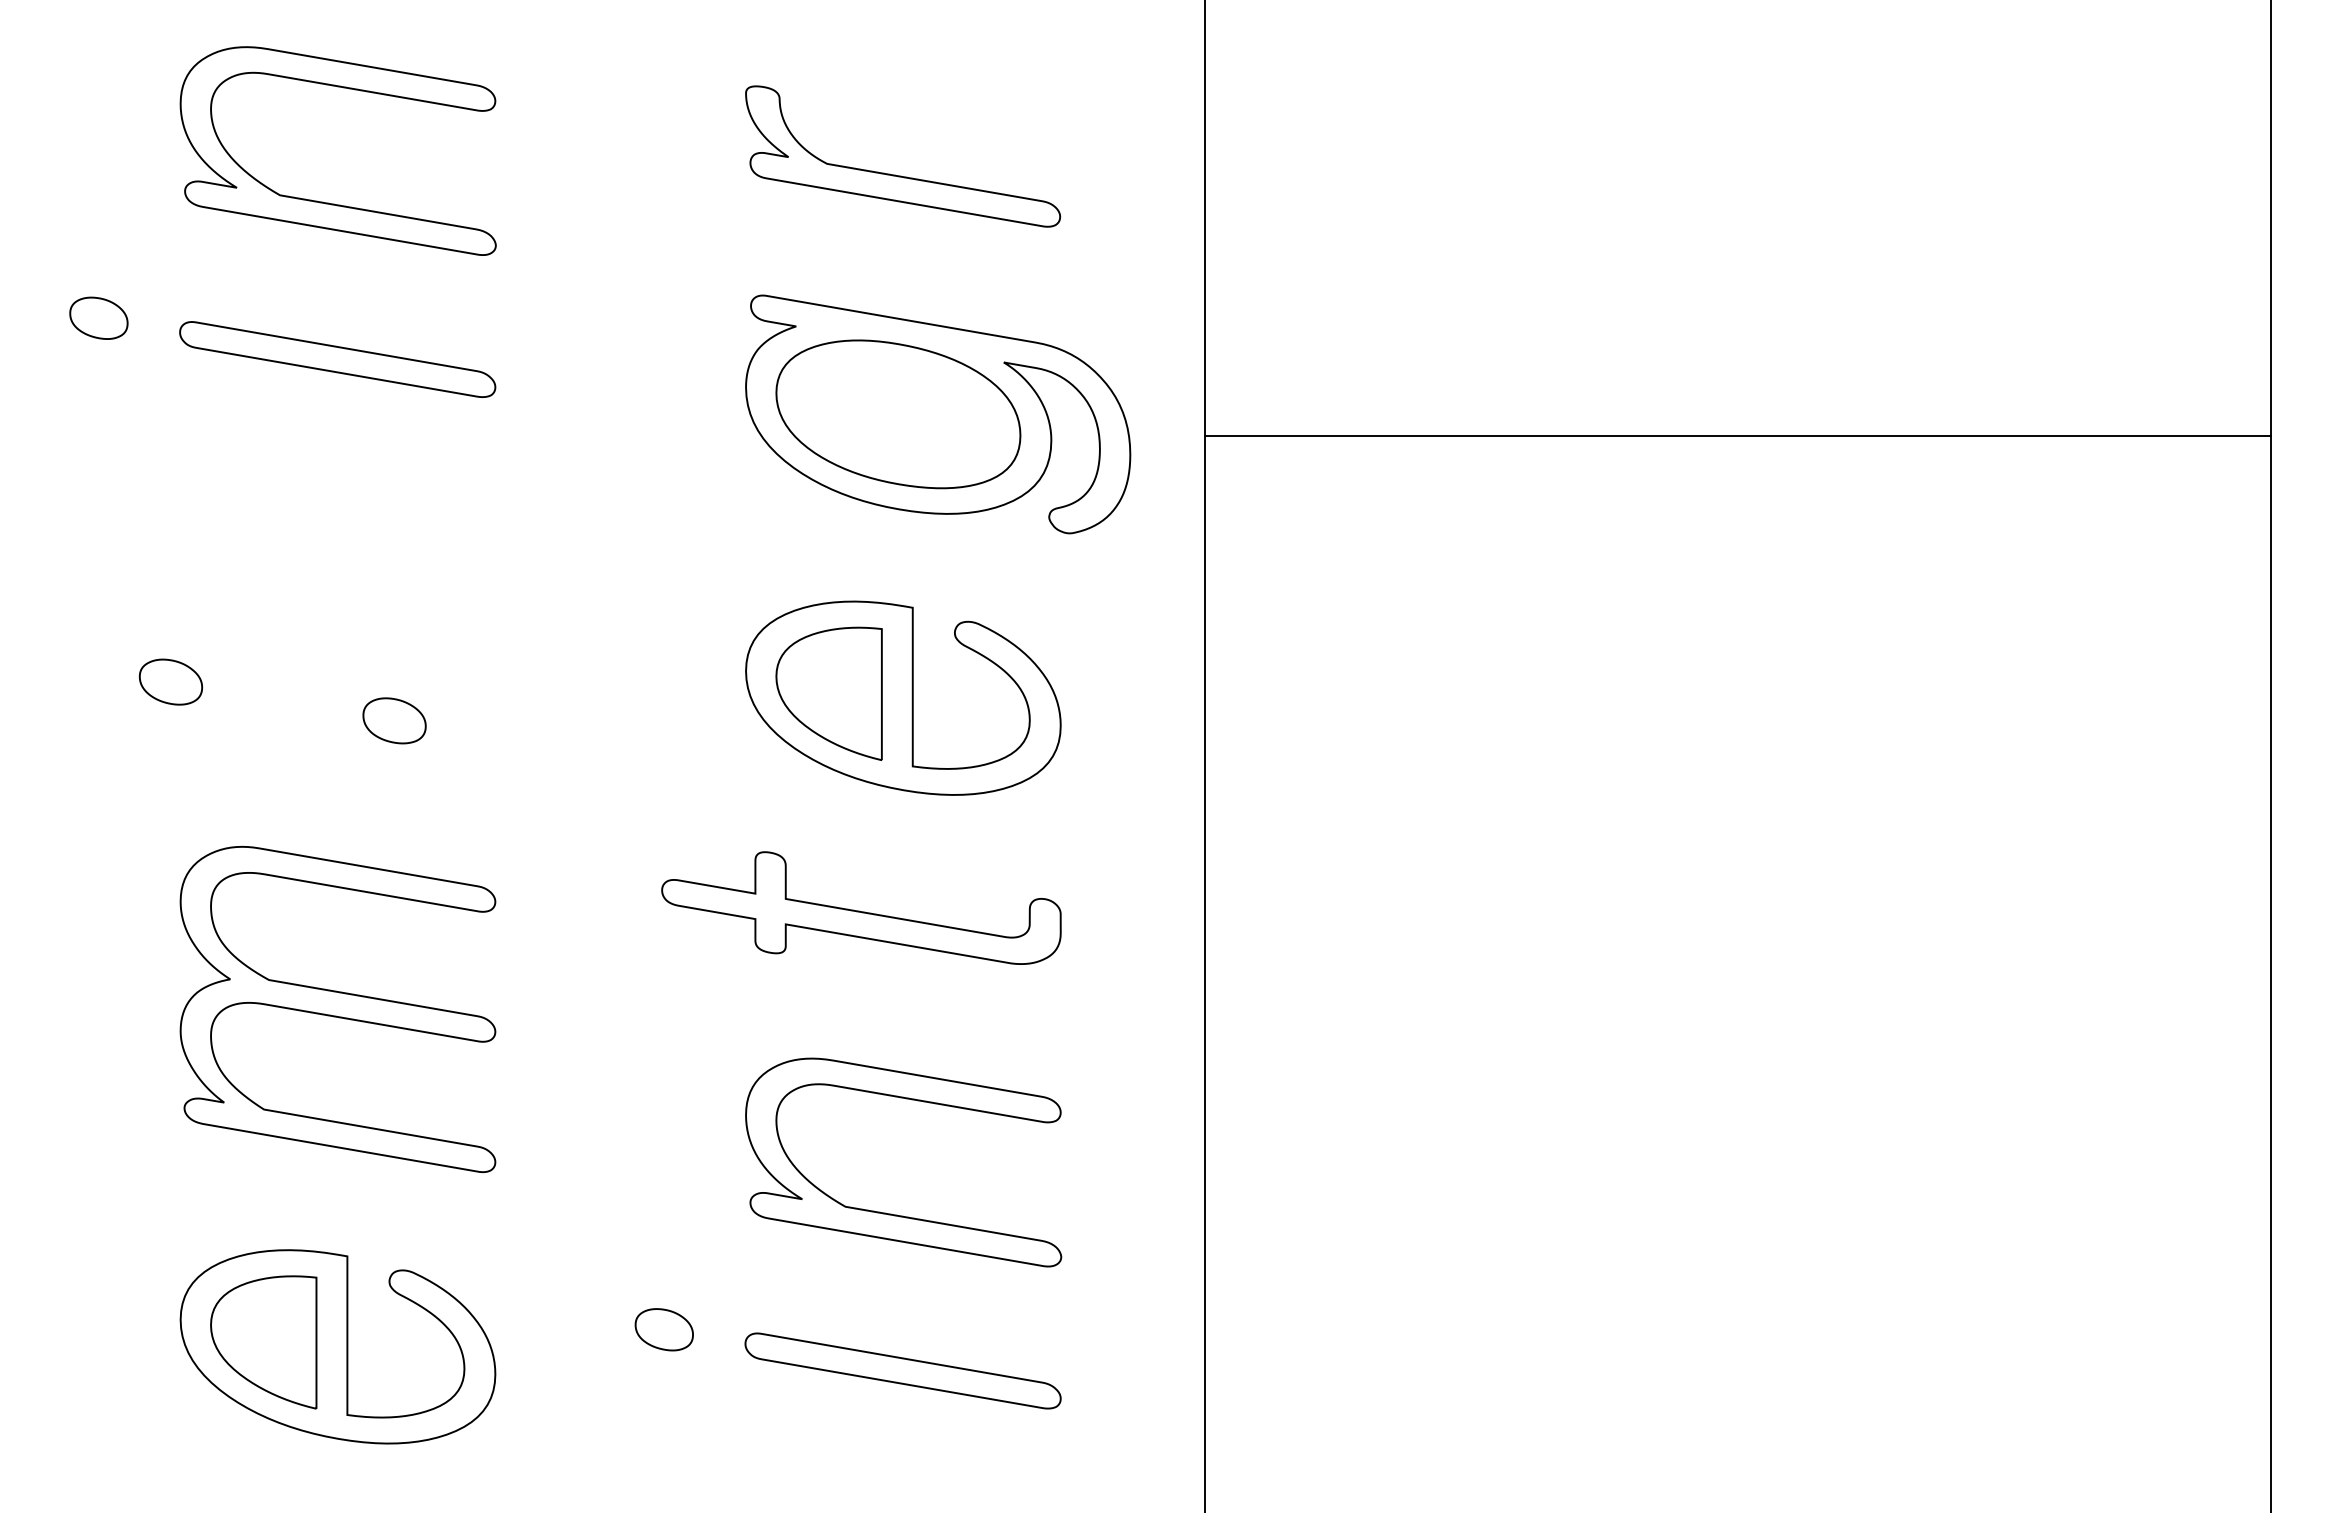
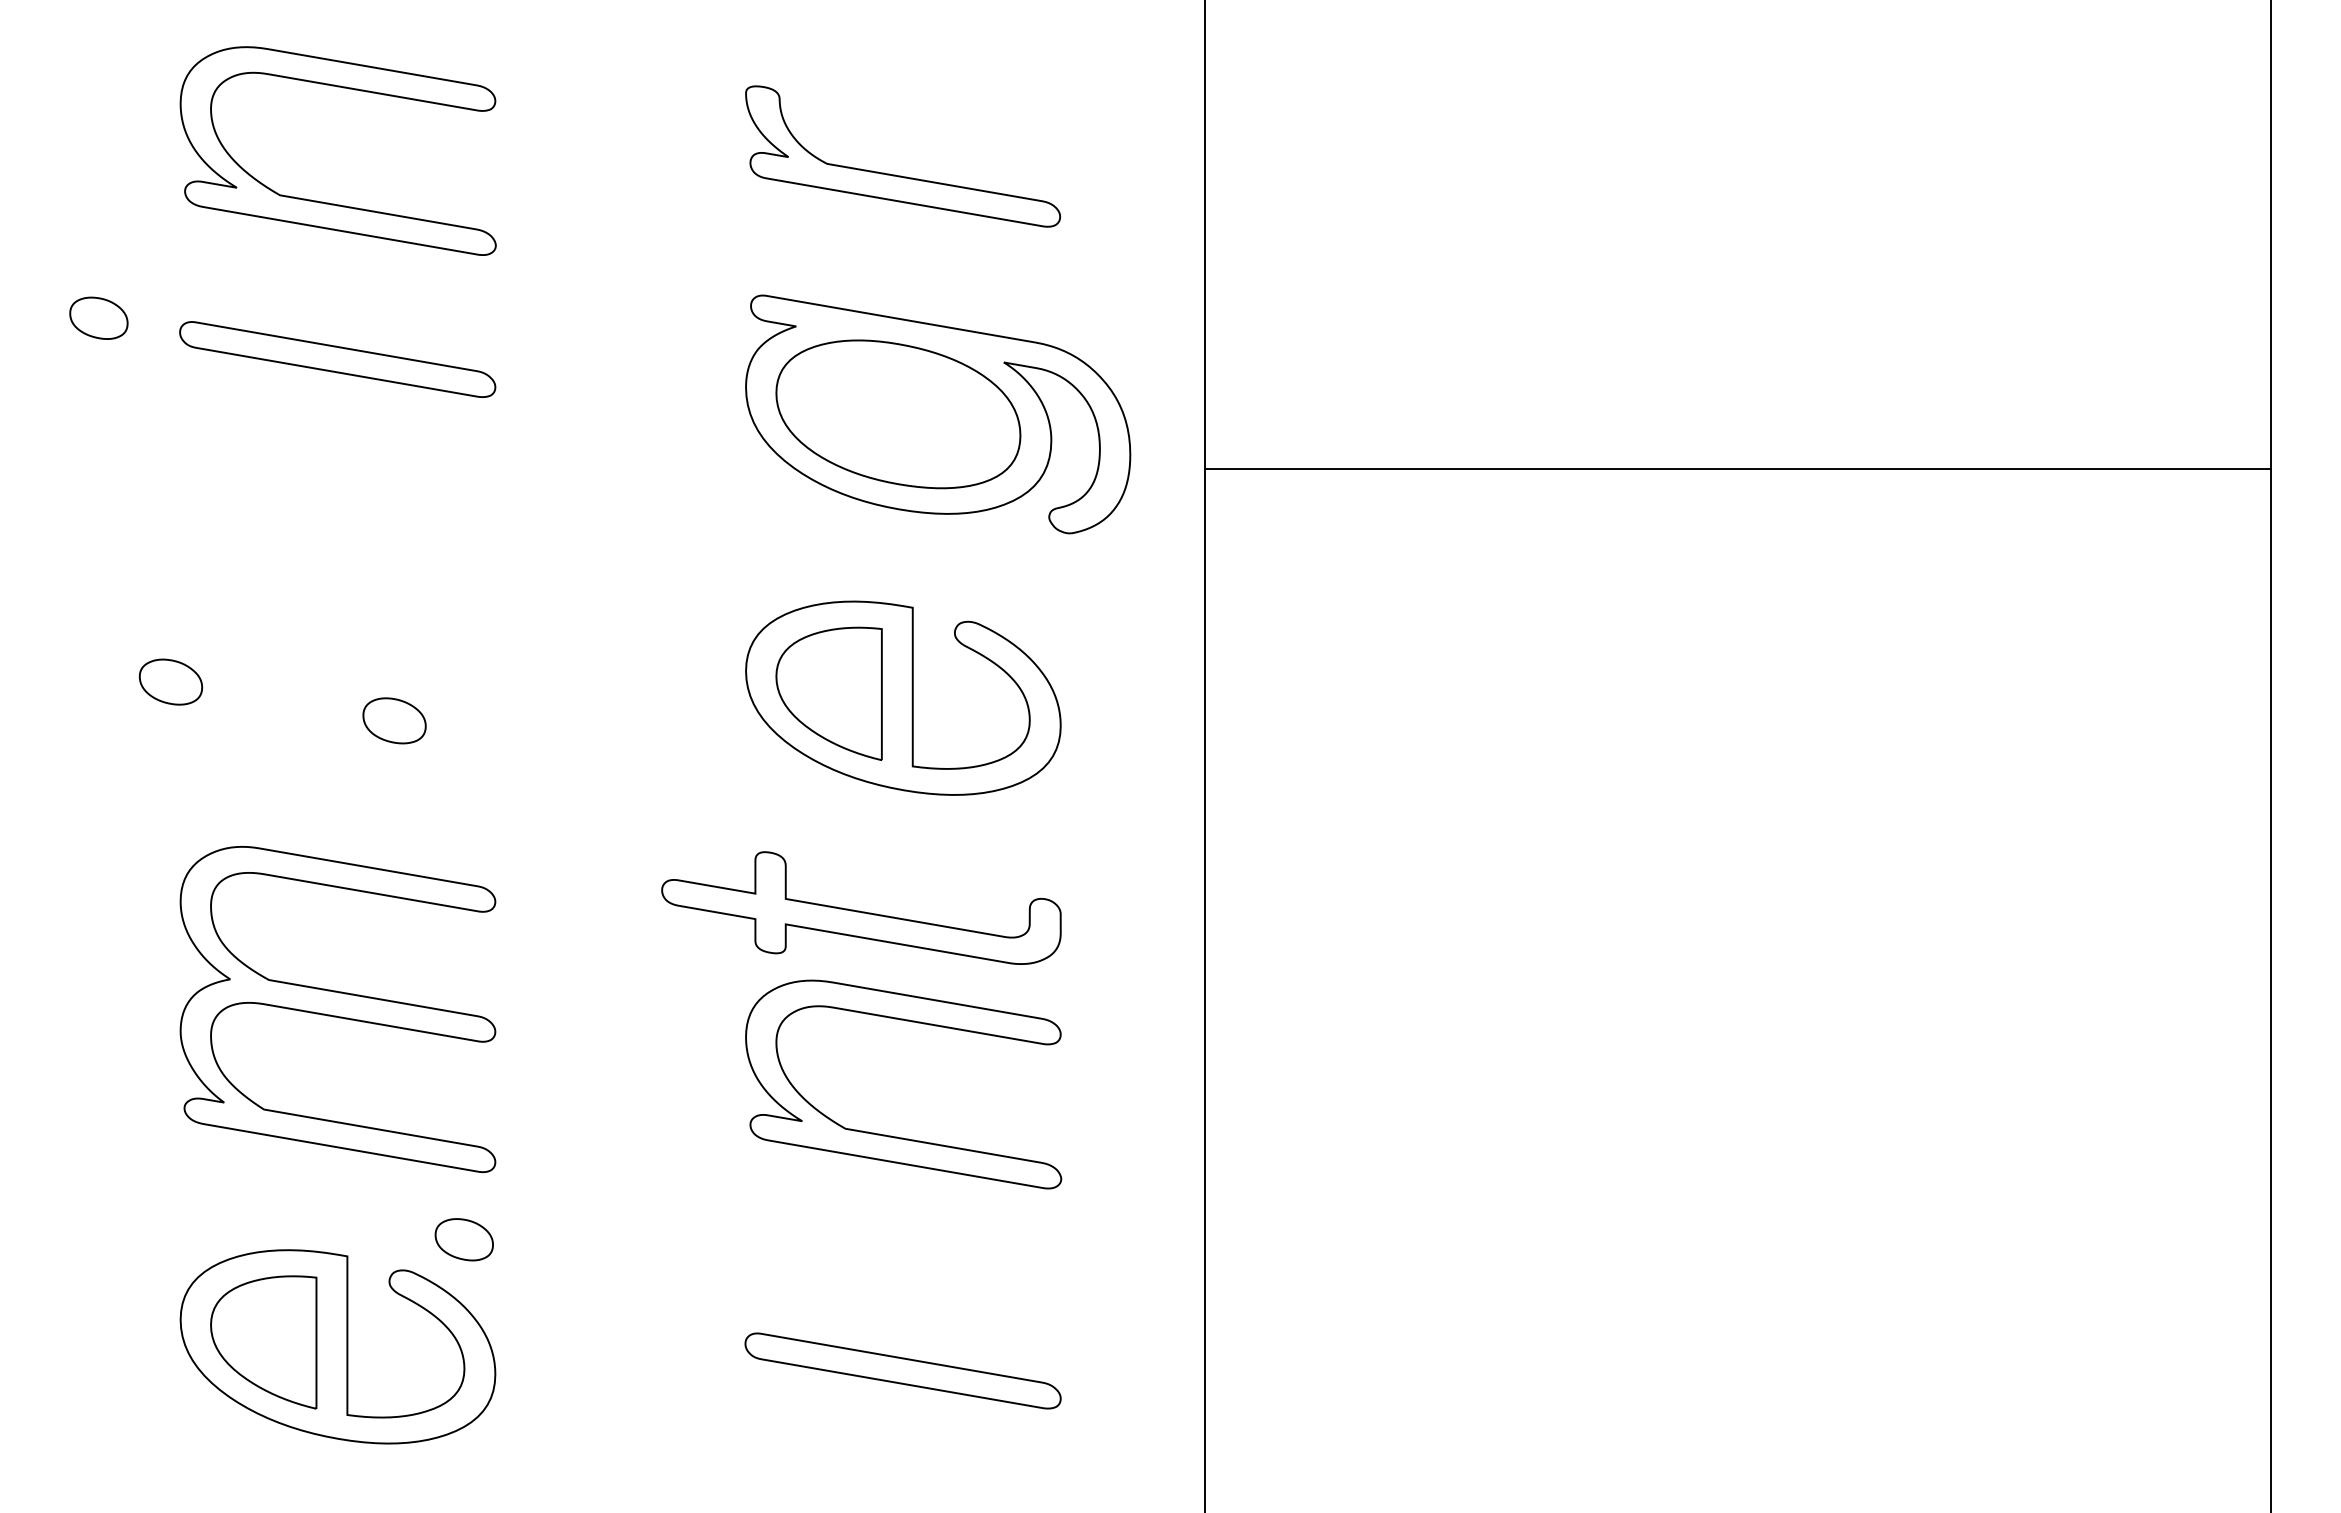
line position: (1737, 436) -> (1737, 469) (1737, 469)
part position: (897, 1214) -> (897, 1136) (897, 1136)
part position: (663, 1329) -> (463, 1239) (463, 1239)
